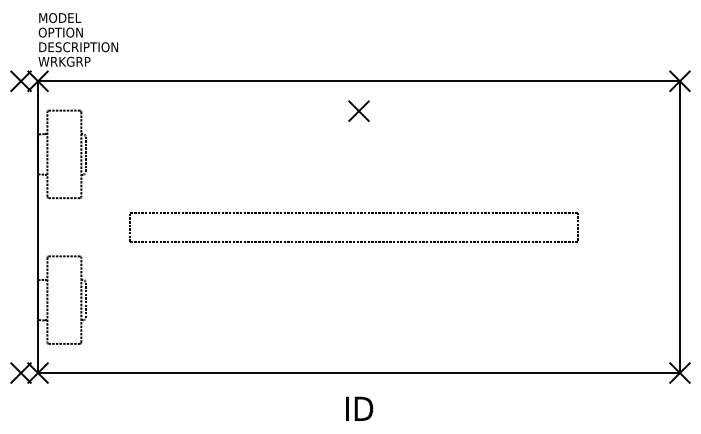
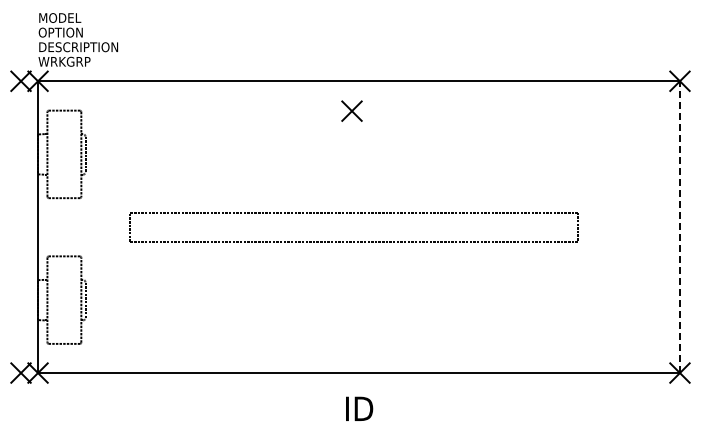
part position: (358, 110) -> (351, 110) (351, 110)
line: solid -> dashed (679, 227)
